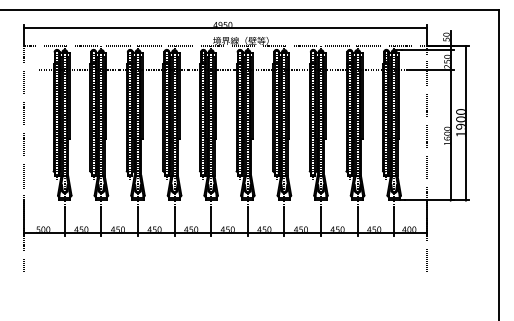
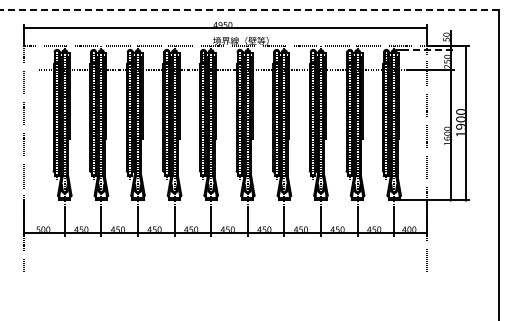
line: solid -> dashed (248, 9)
line: solid -> dashed (428, 50)
